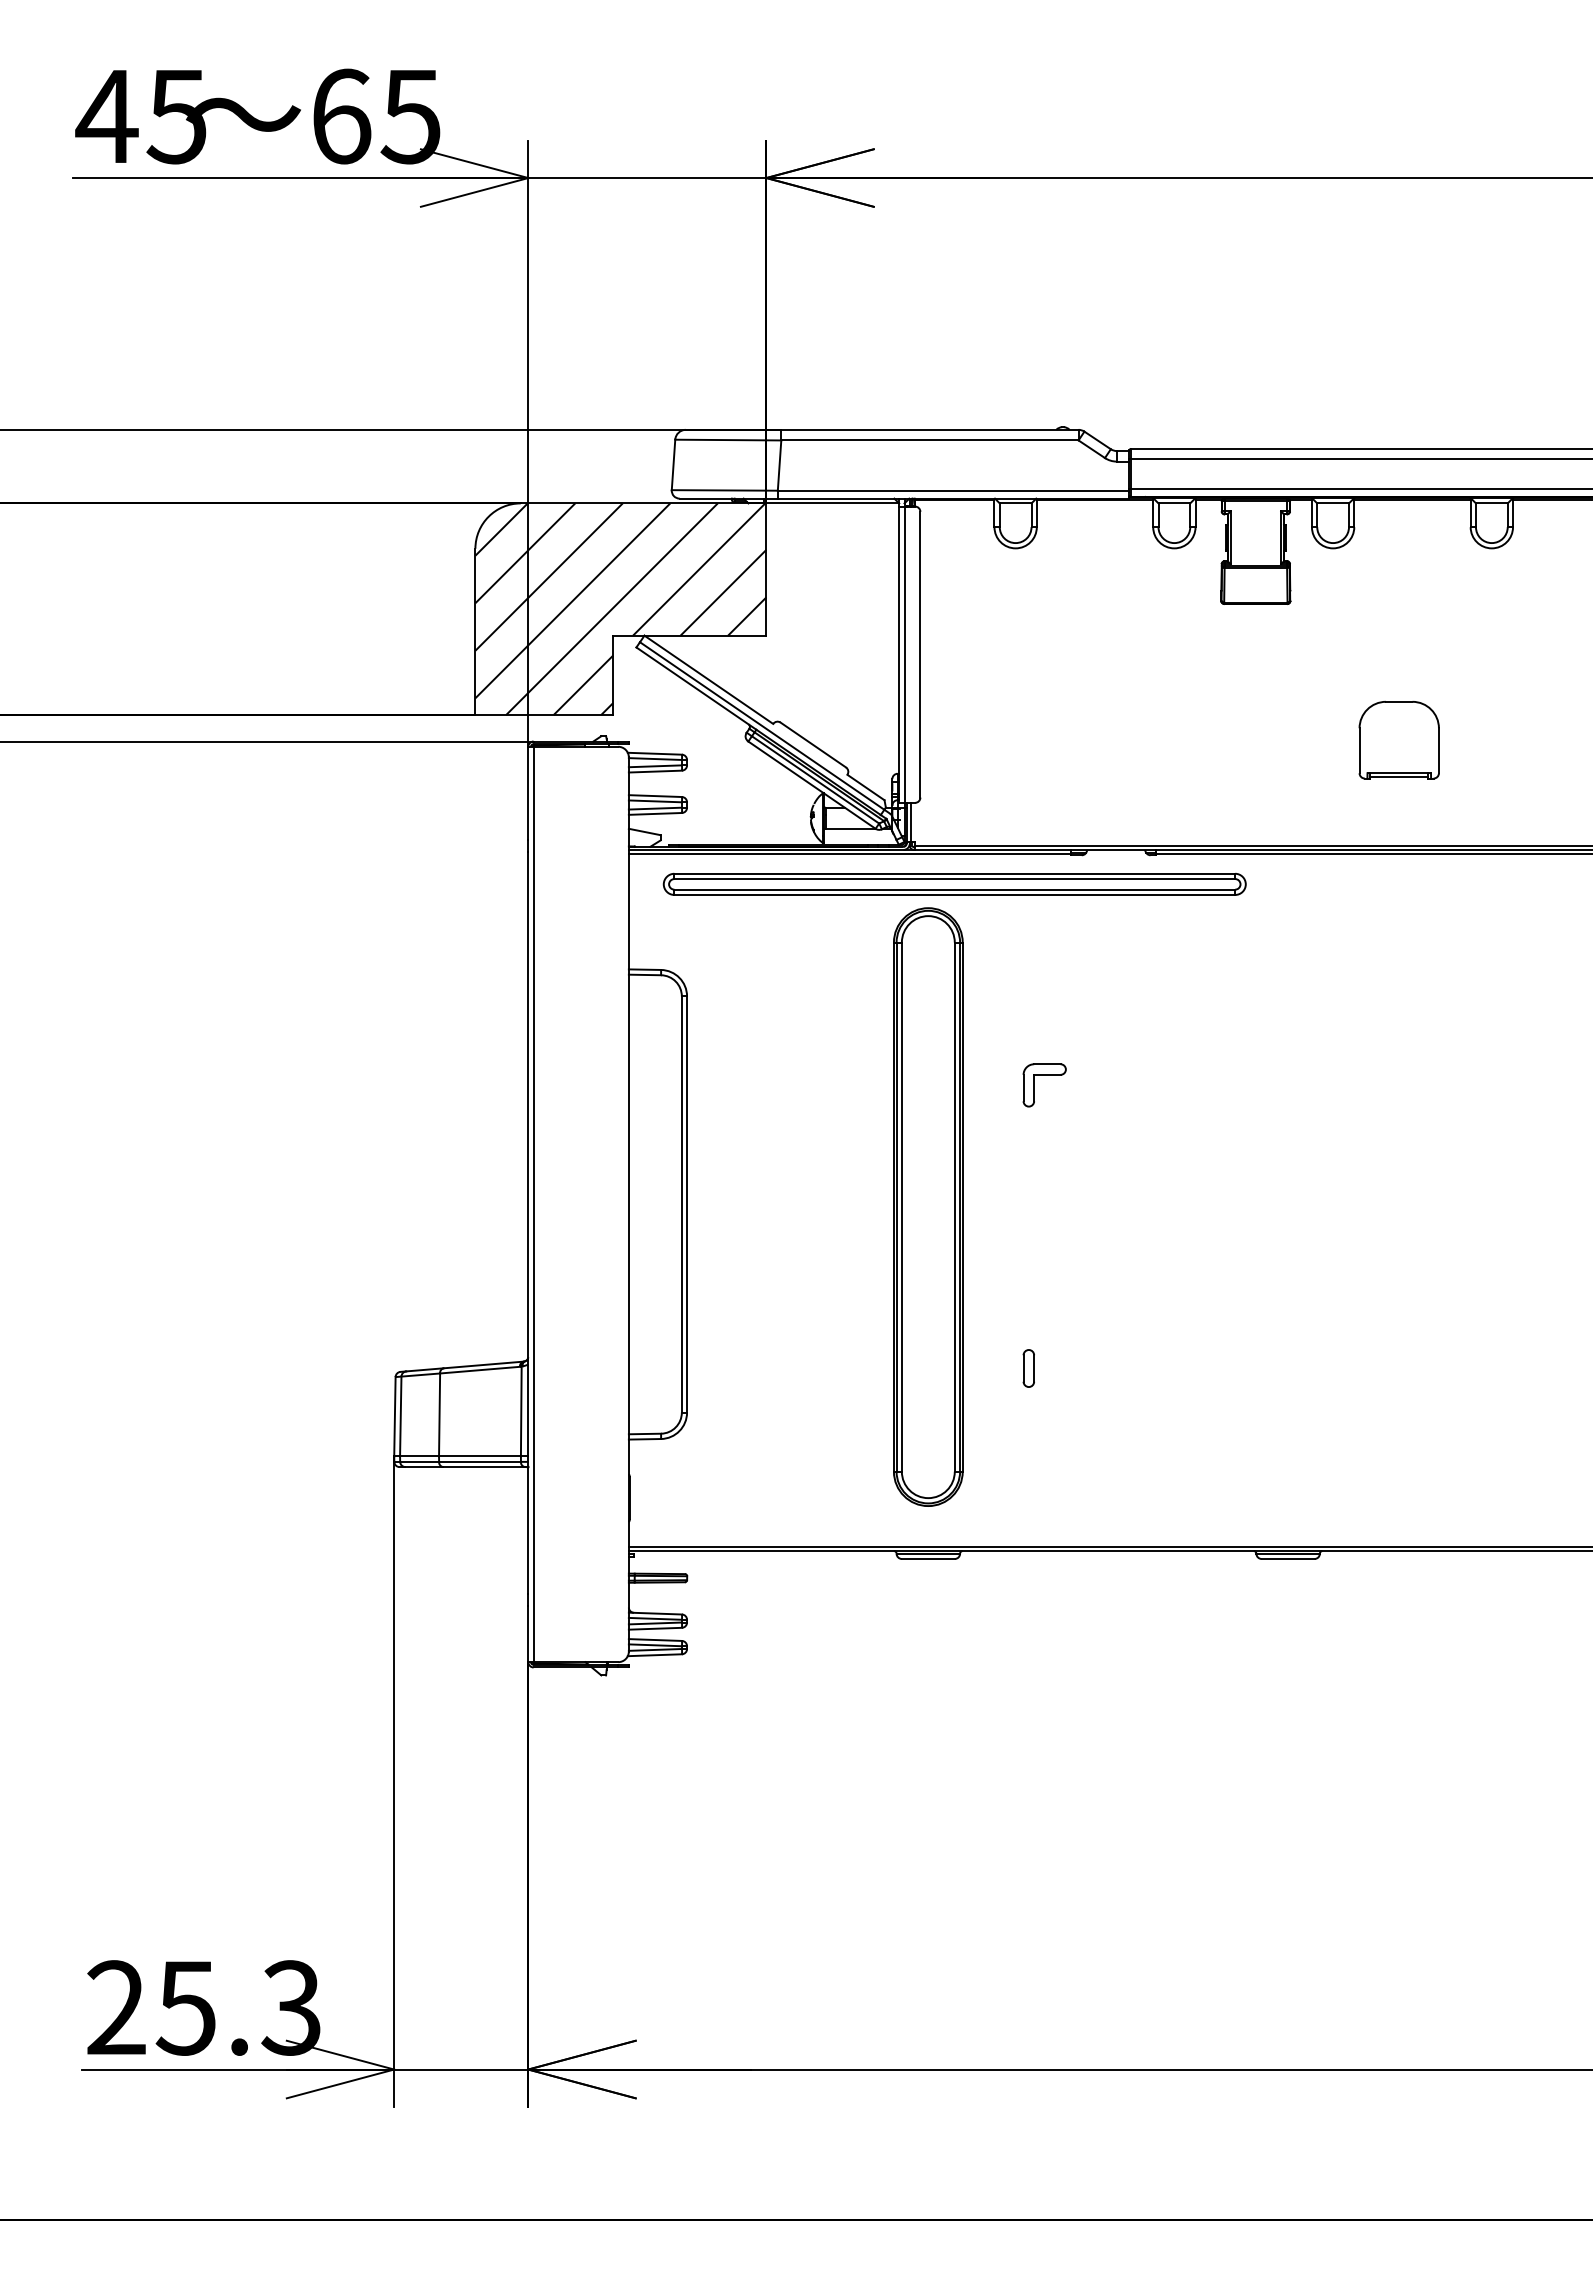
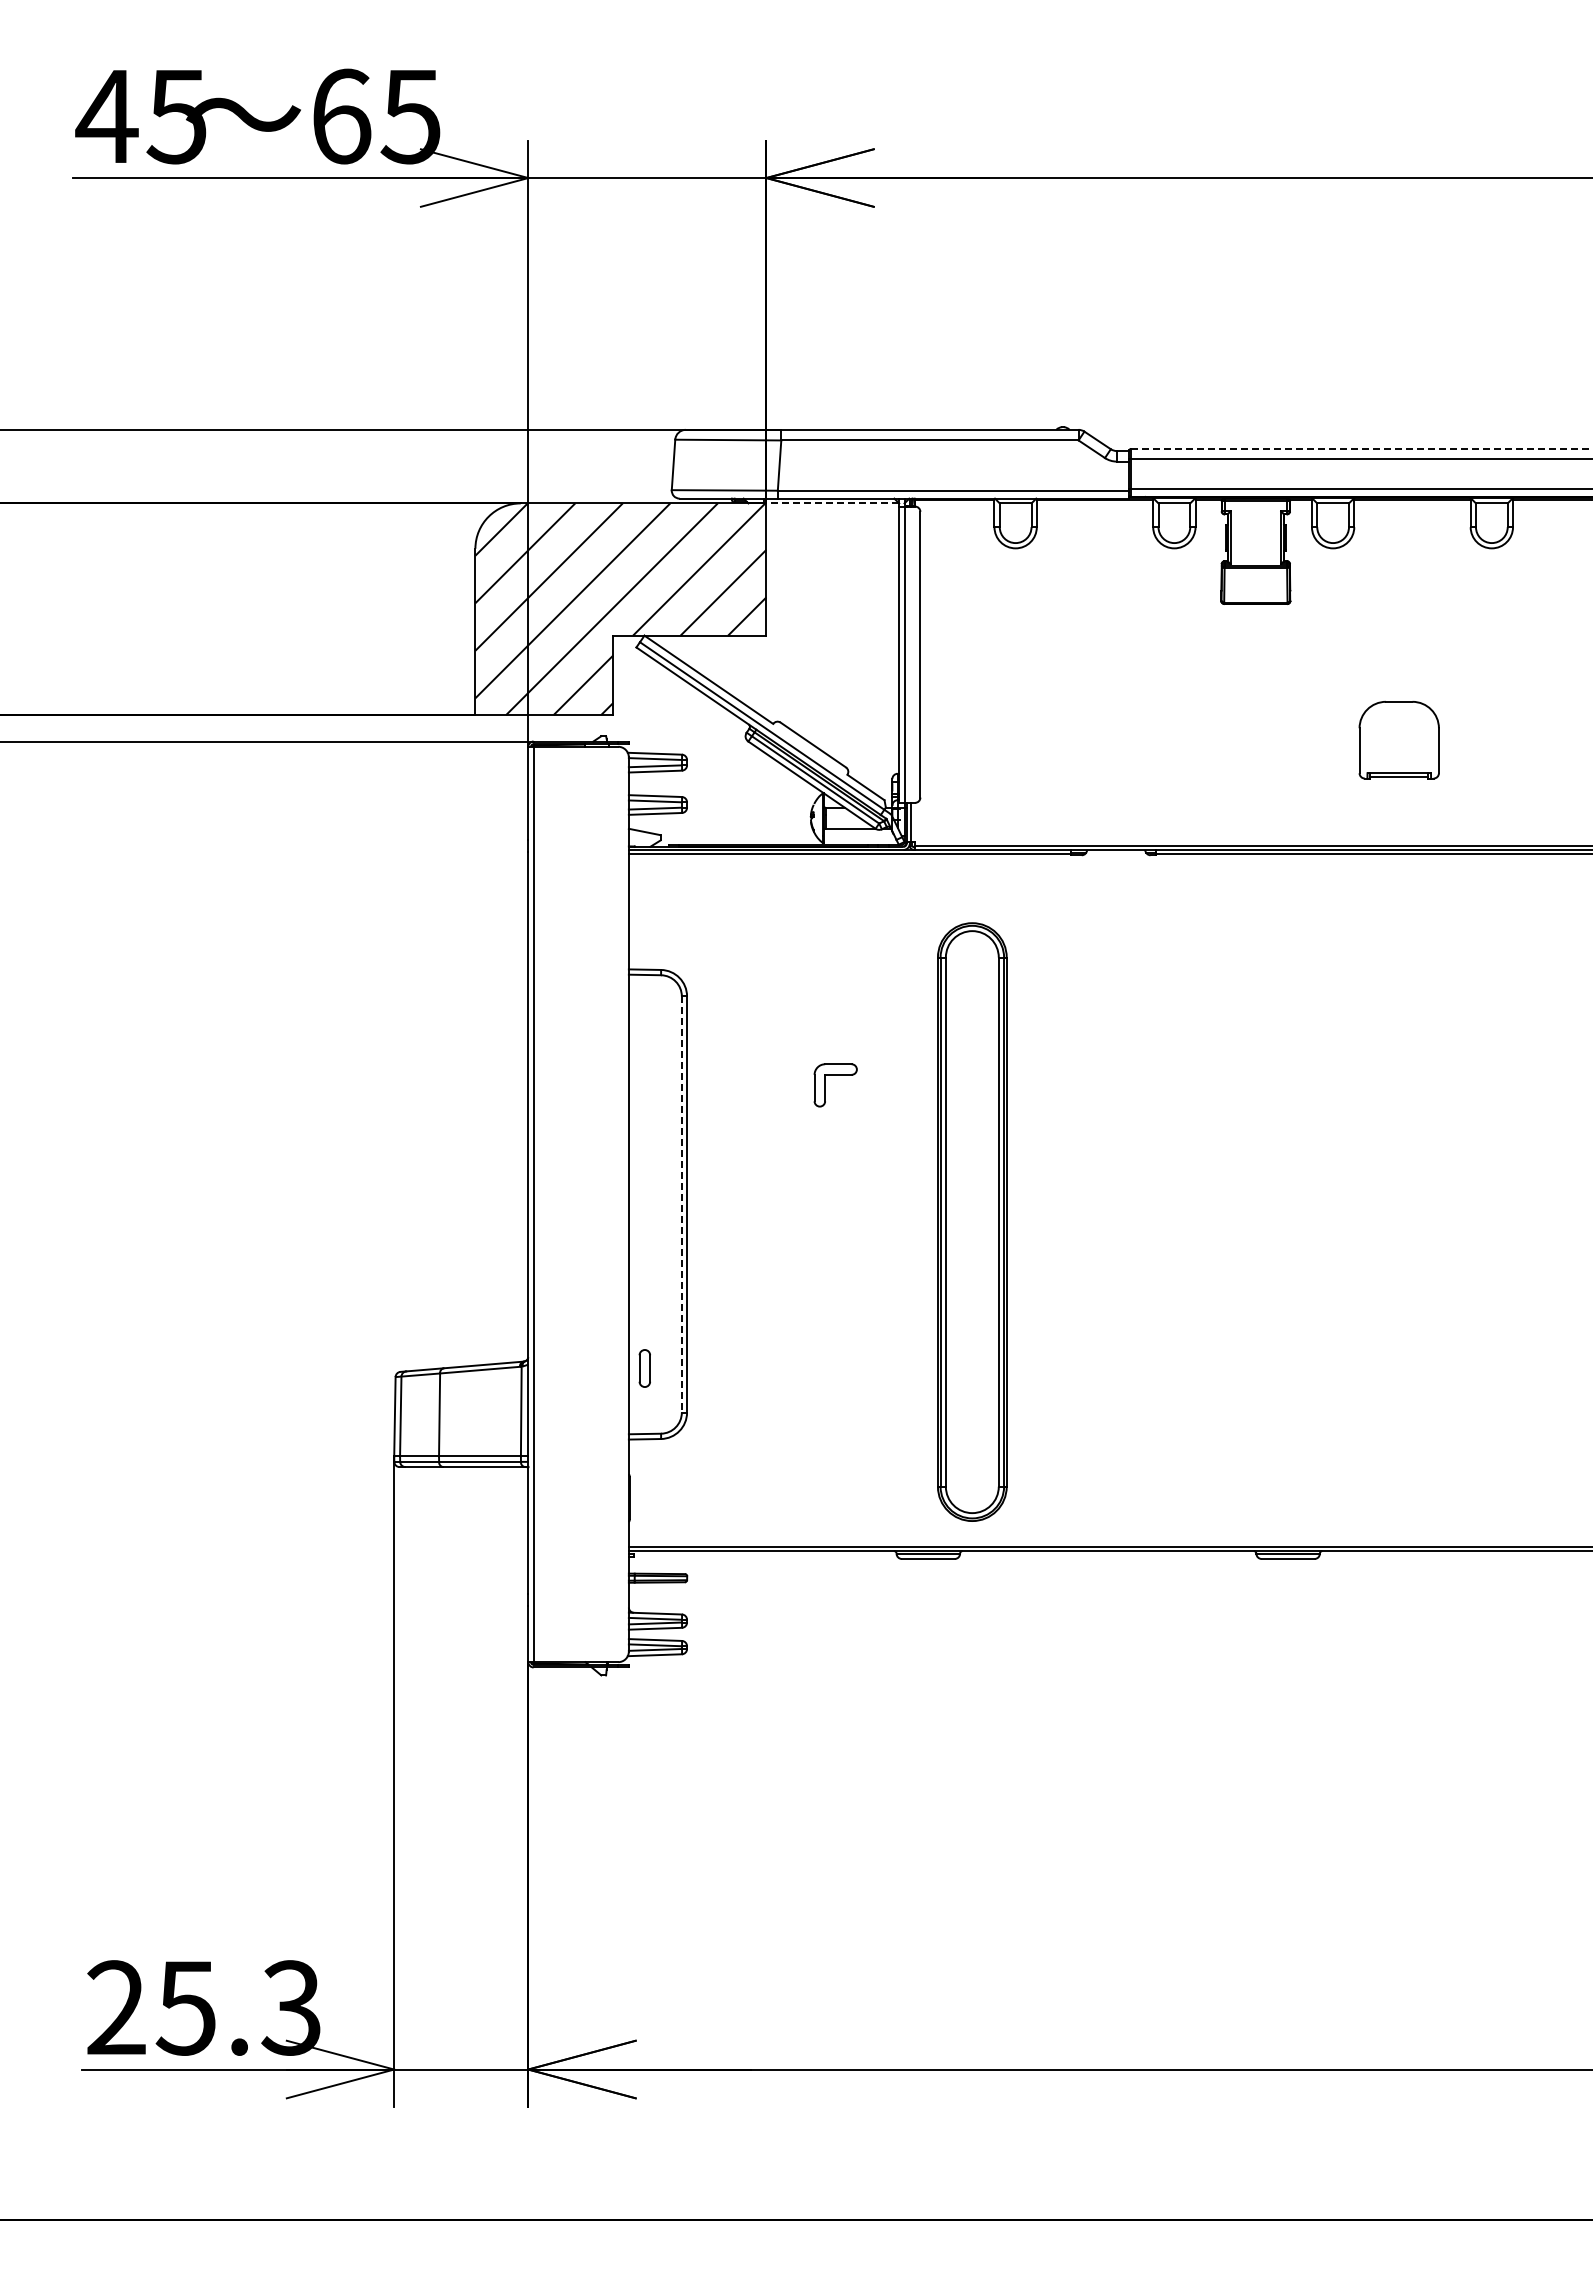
line: solid -> dashed (1361, 448)
line: solid -> dashed (831, 503)
part: present -> none (954, 883)
part position: (1044, 1075) -> (835, 1075) (835, 1075)
line: solid -> dashed (681, 1204)
part position: (928, 1206) -> (972, 1221) (972, 1221)
part position: (1028, 1368) -> (644, 1368) (644, 1368)
